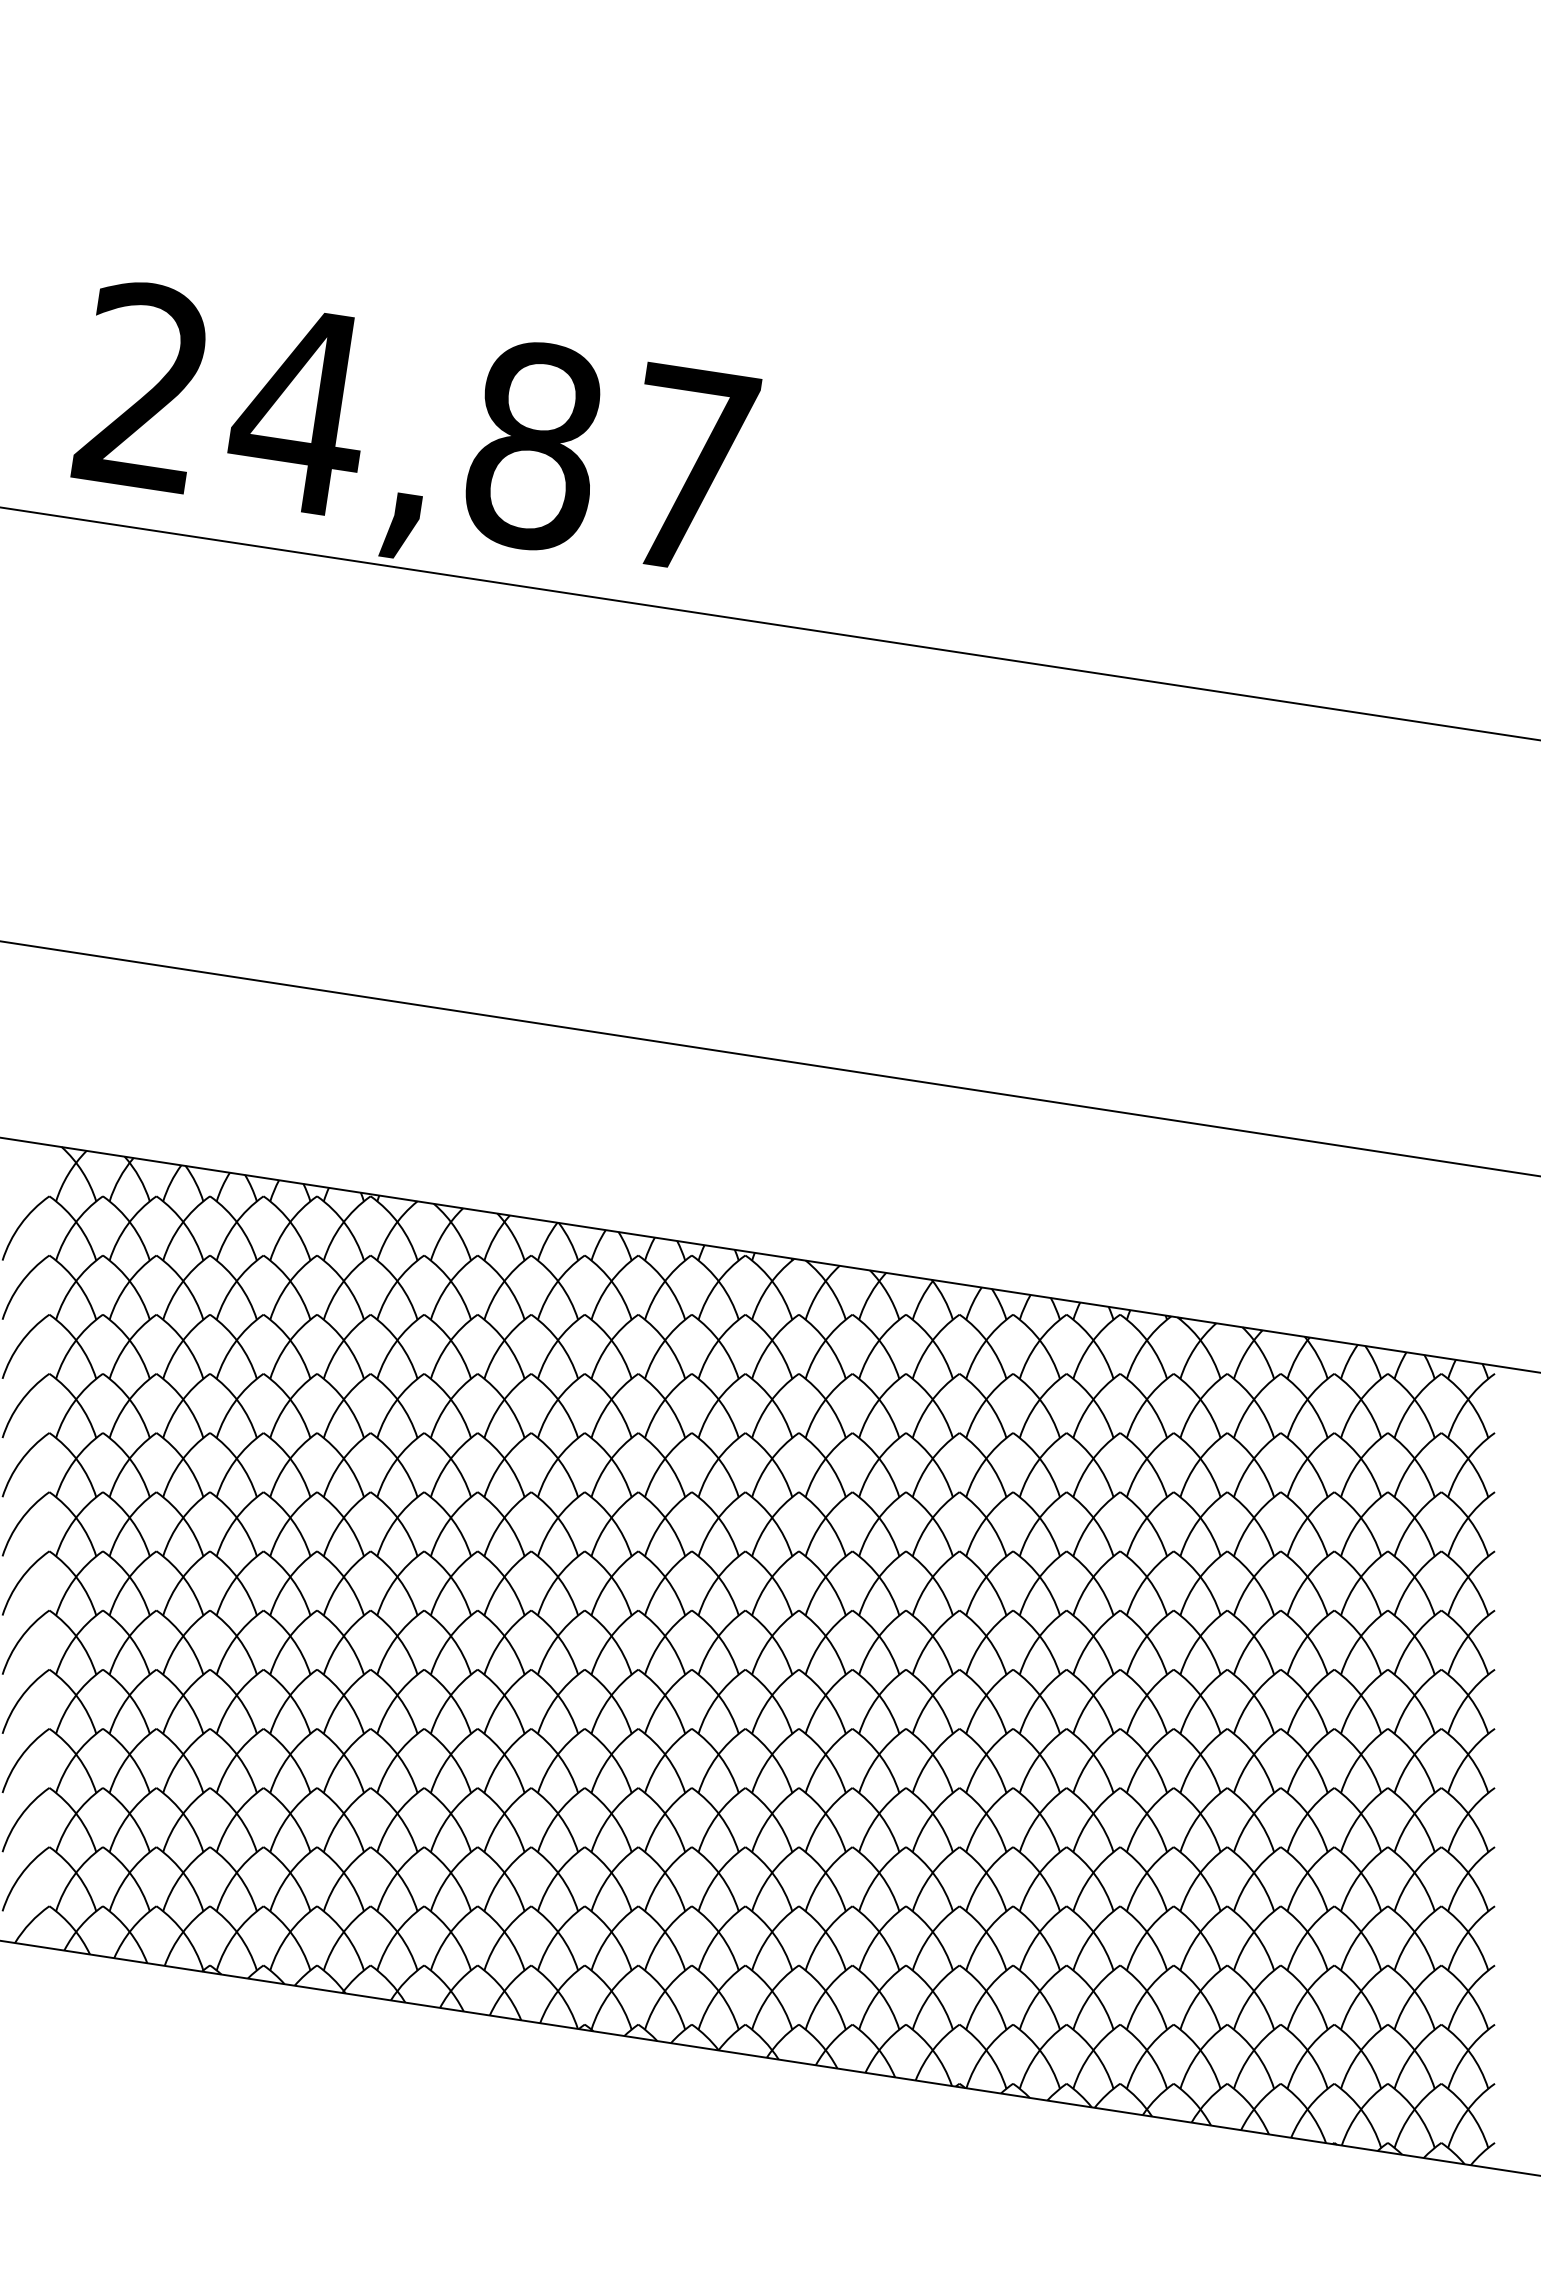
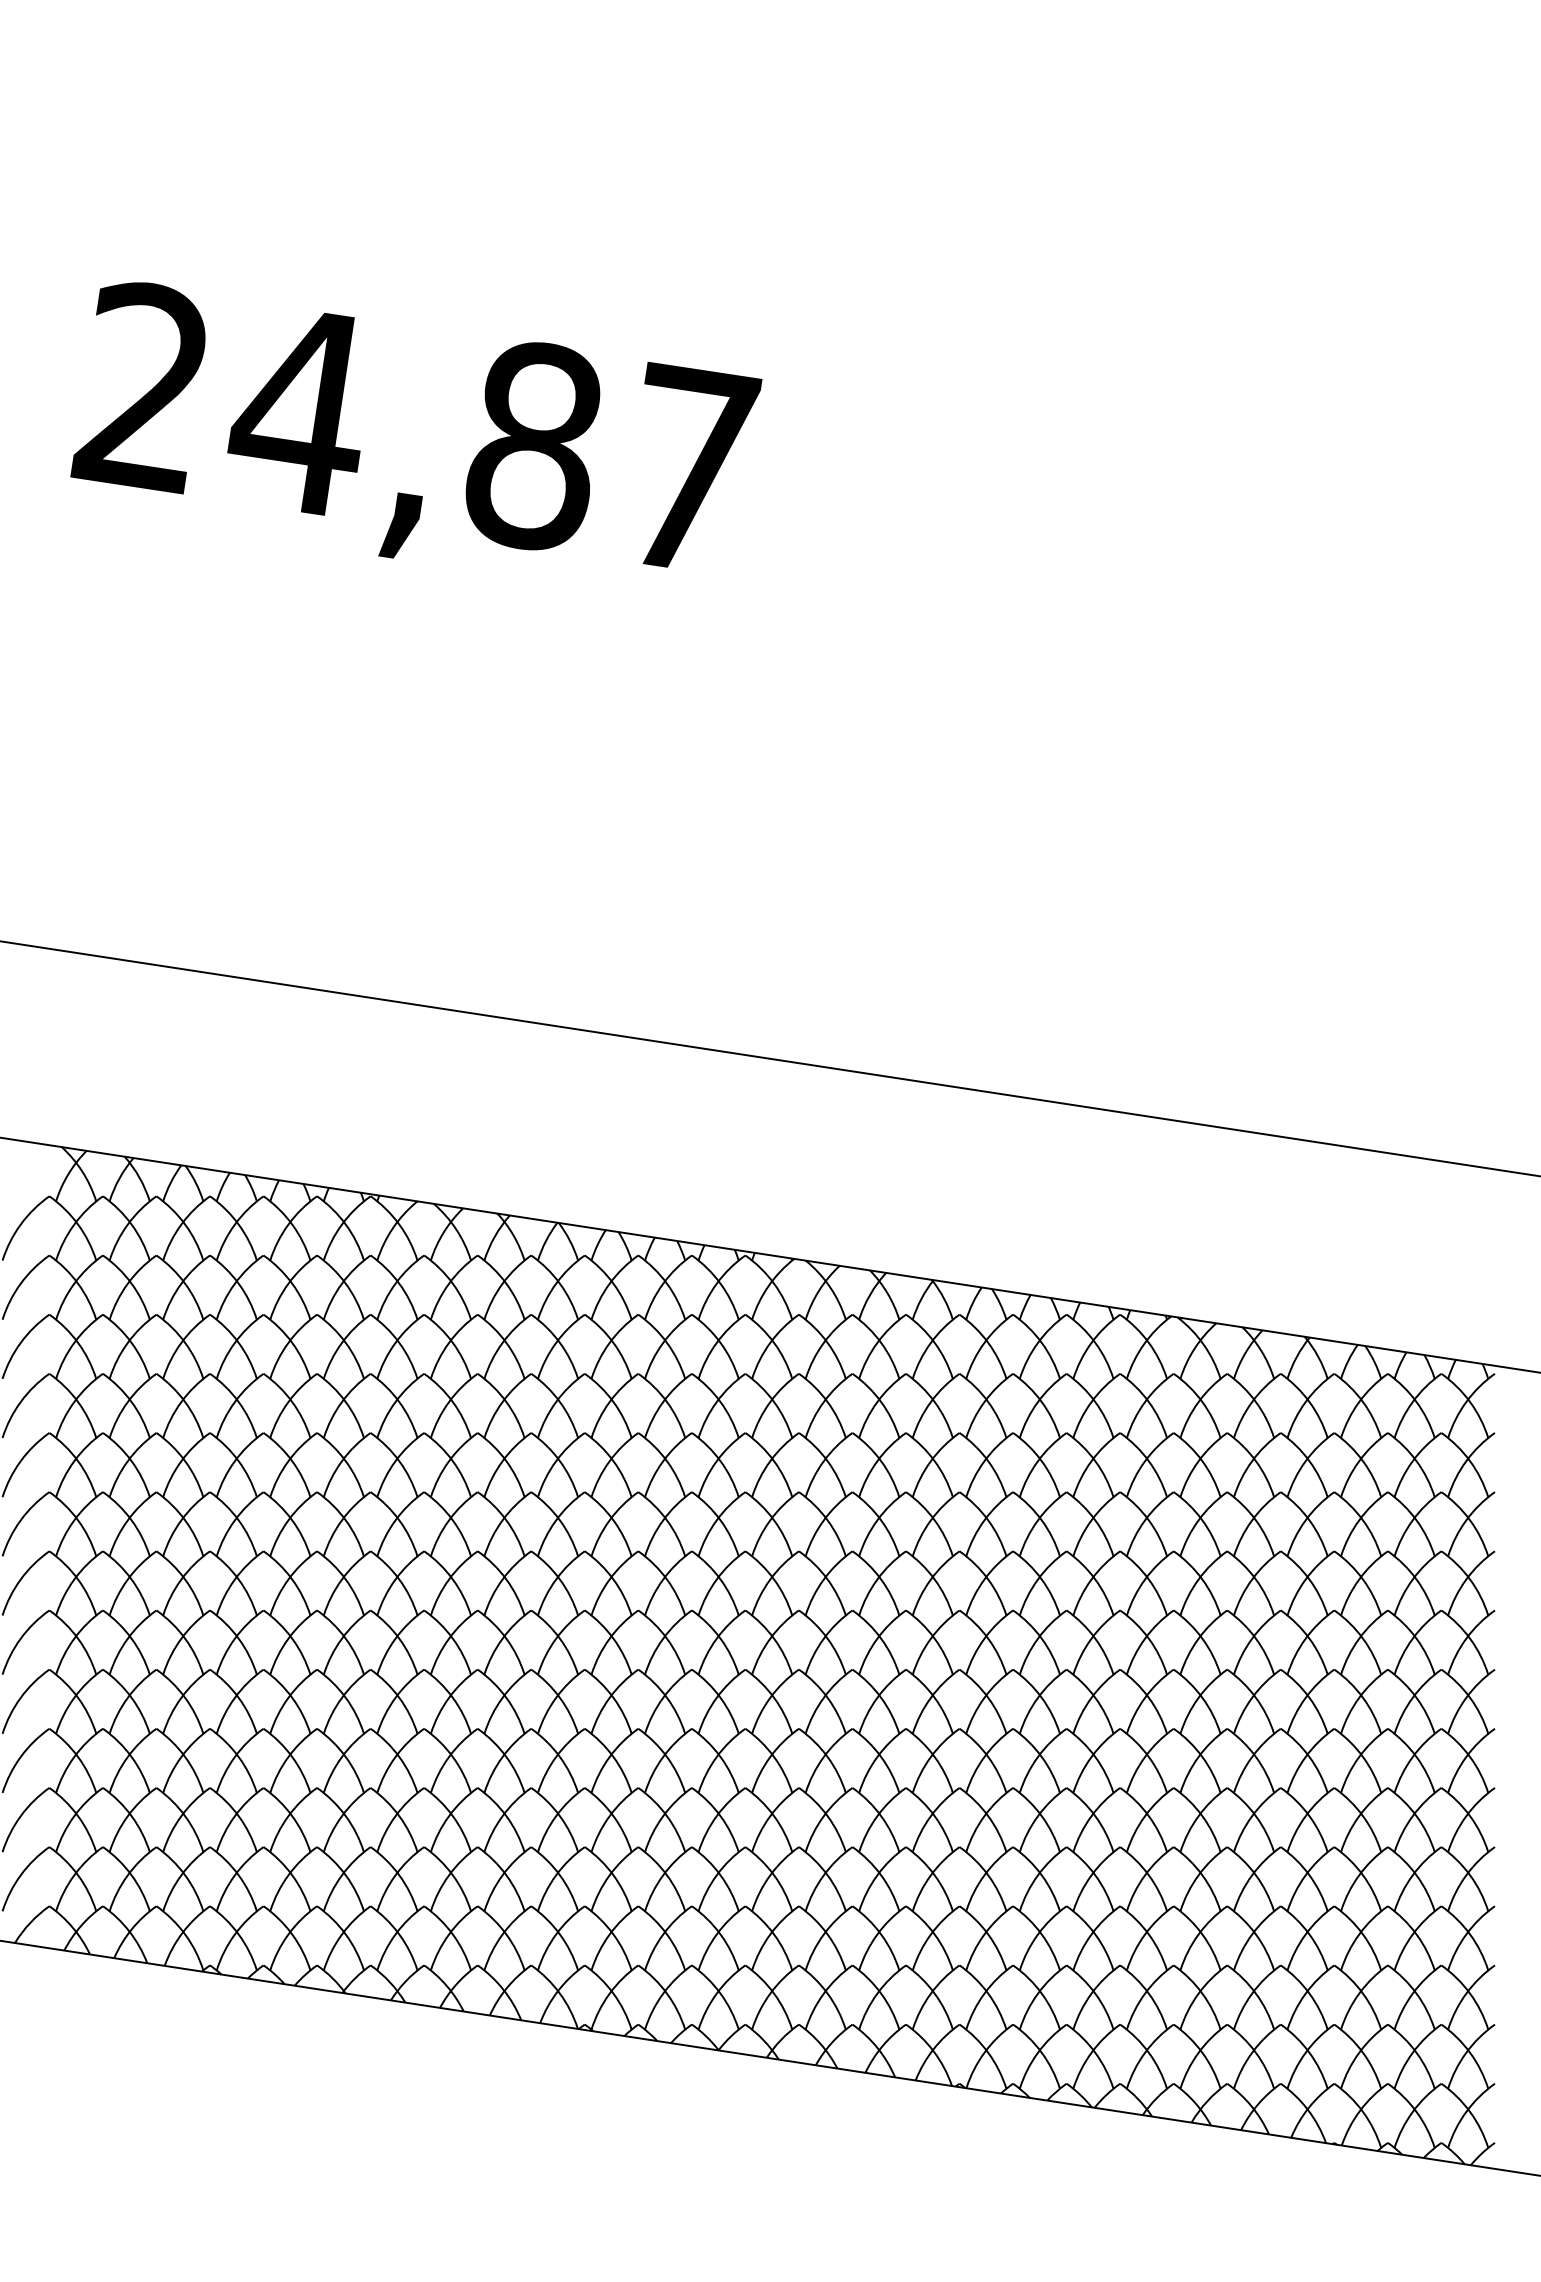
line: present -> none (769, 623)
